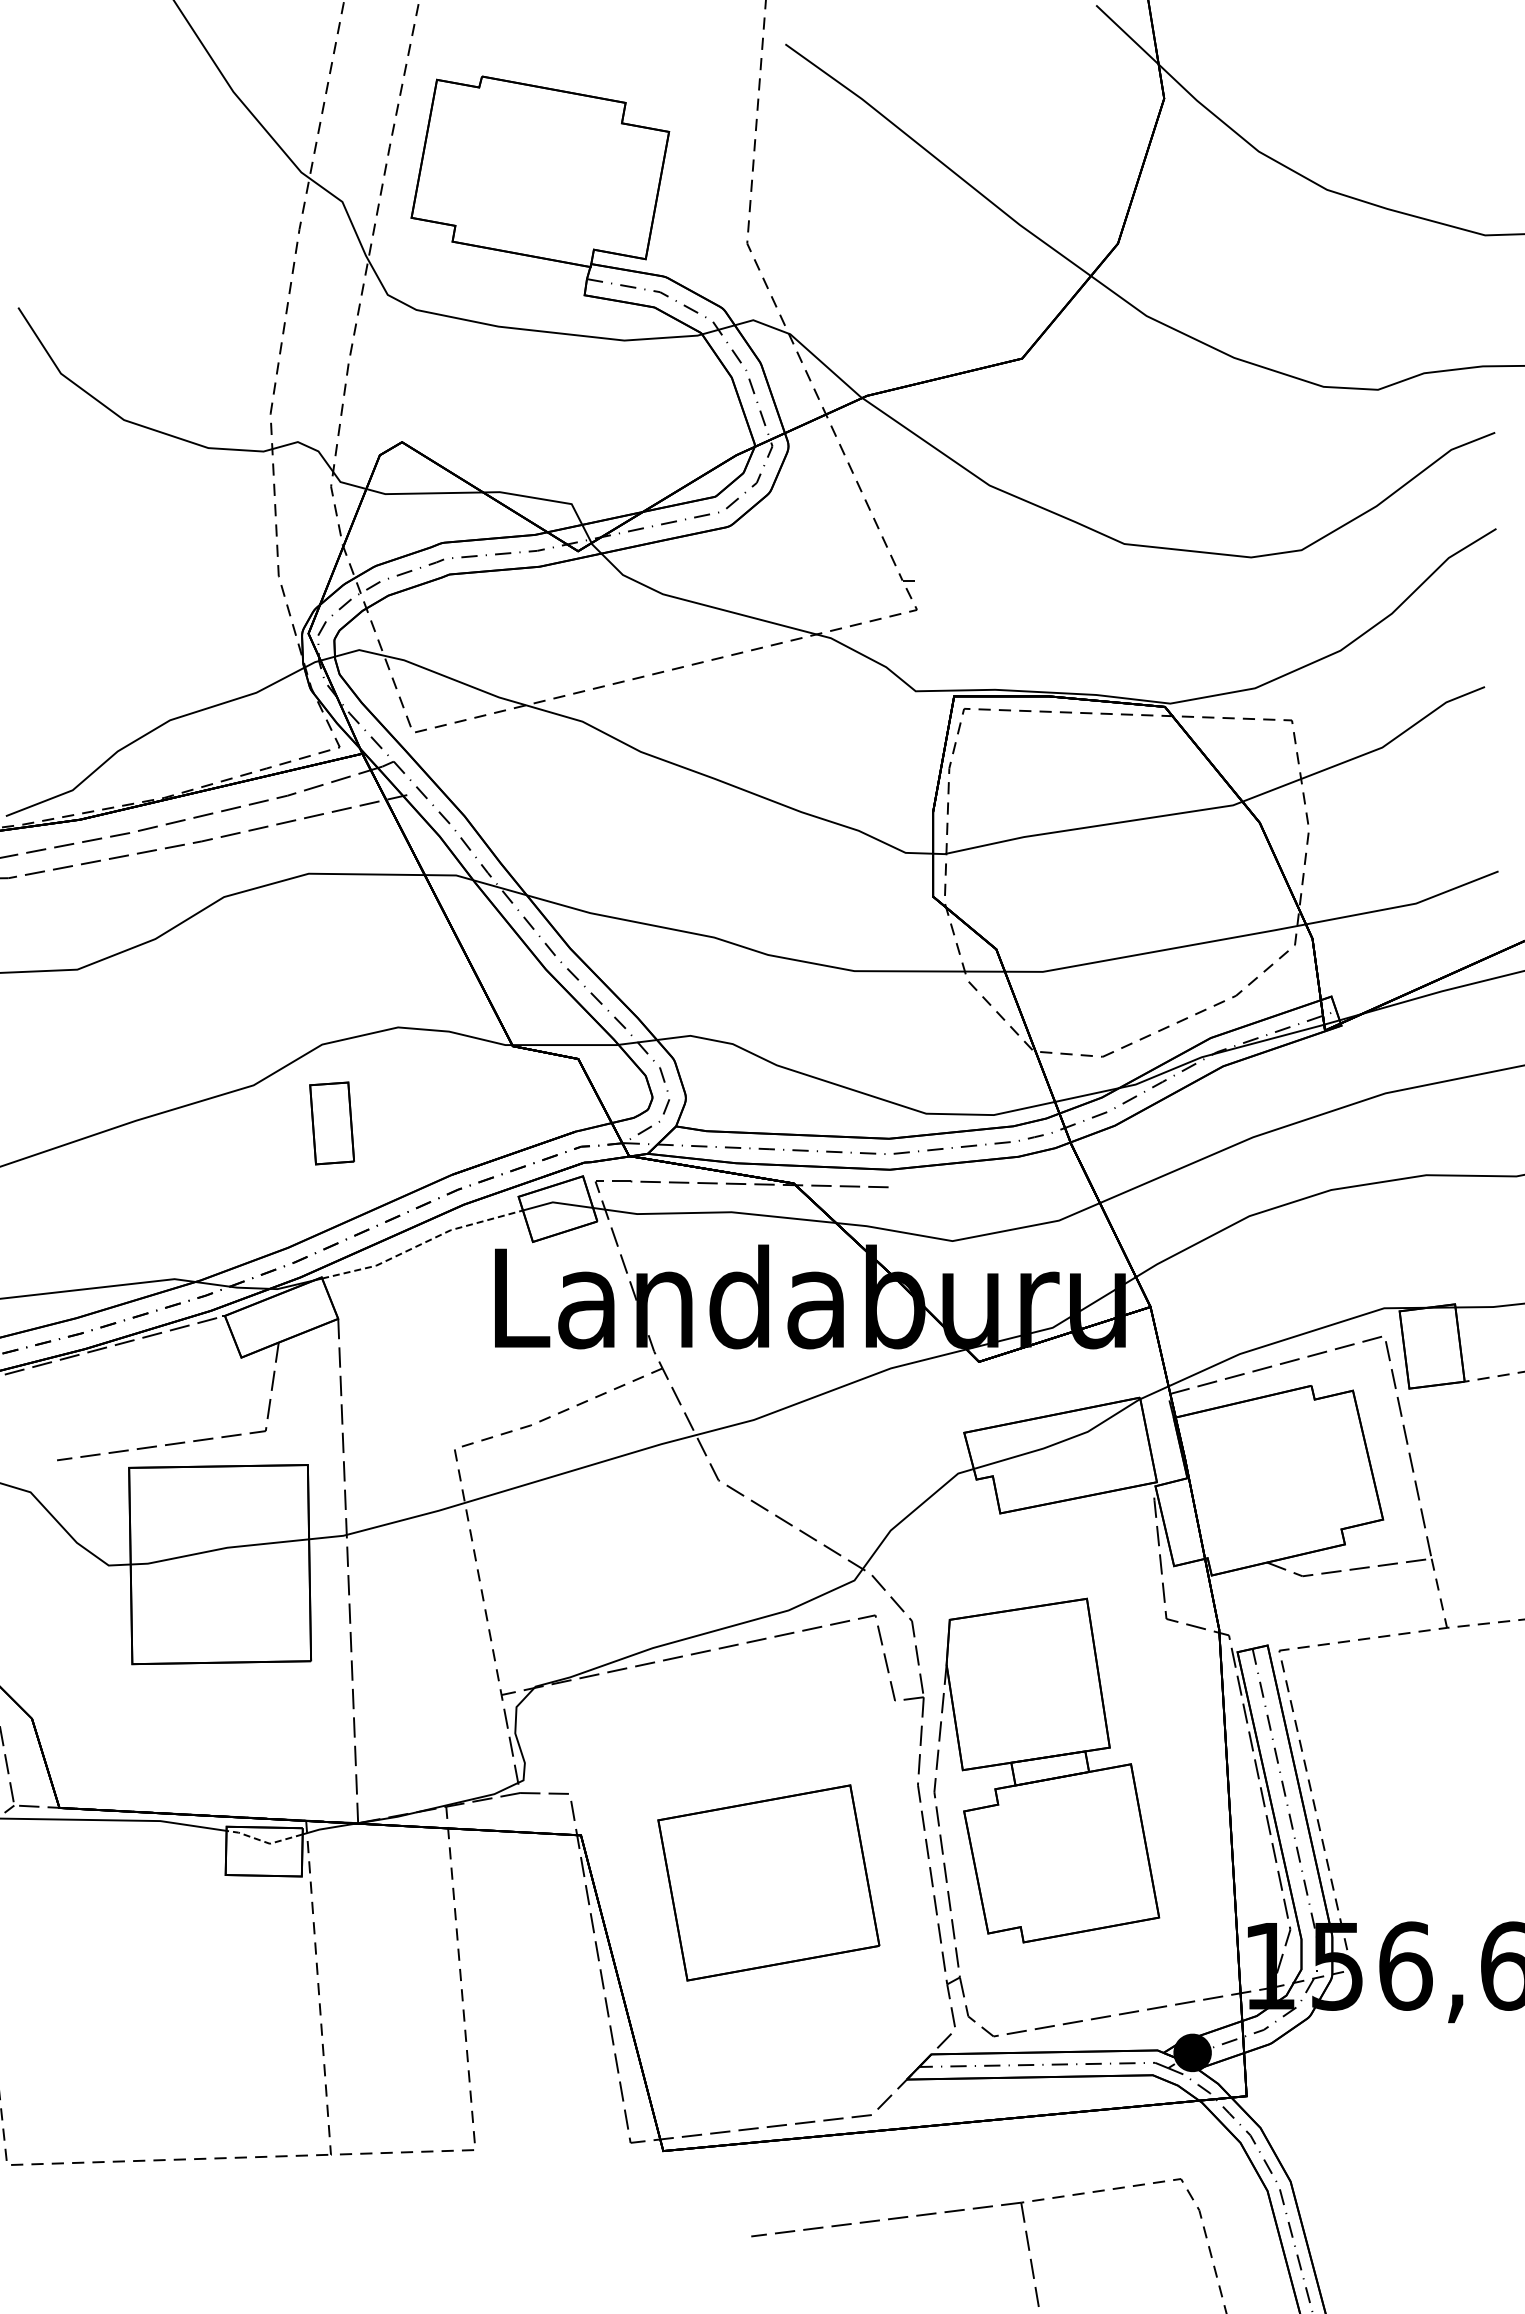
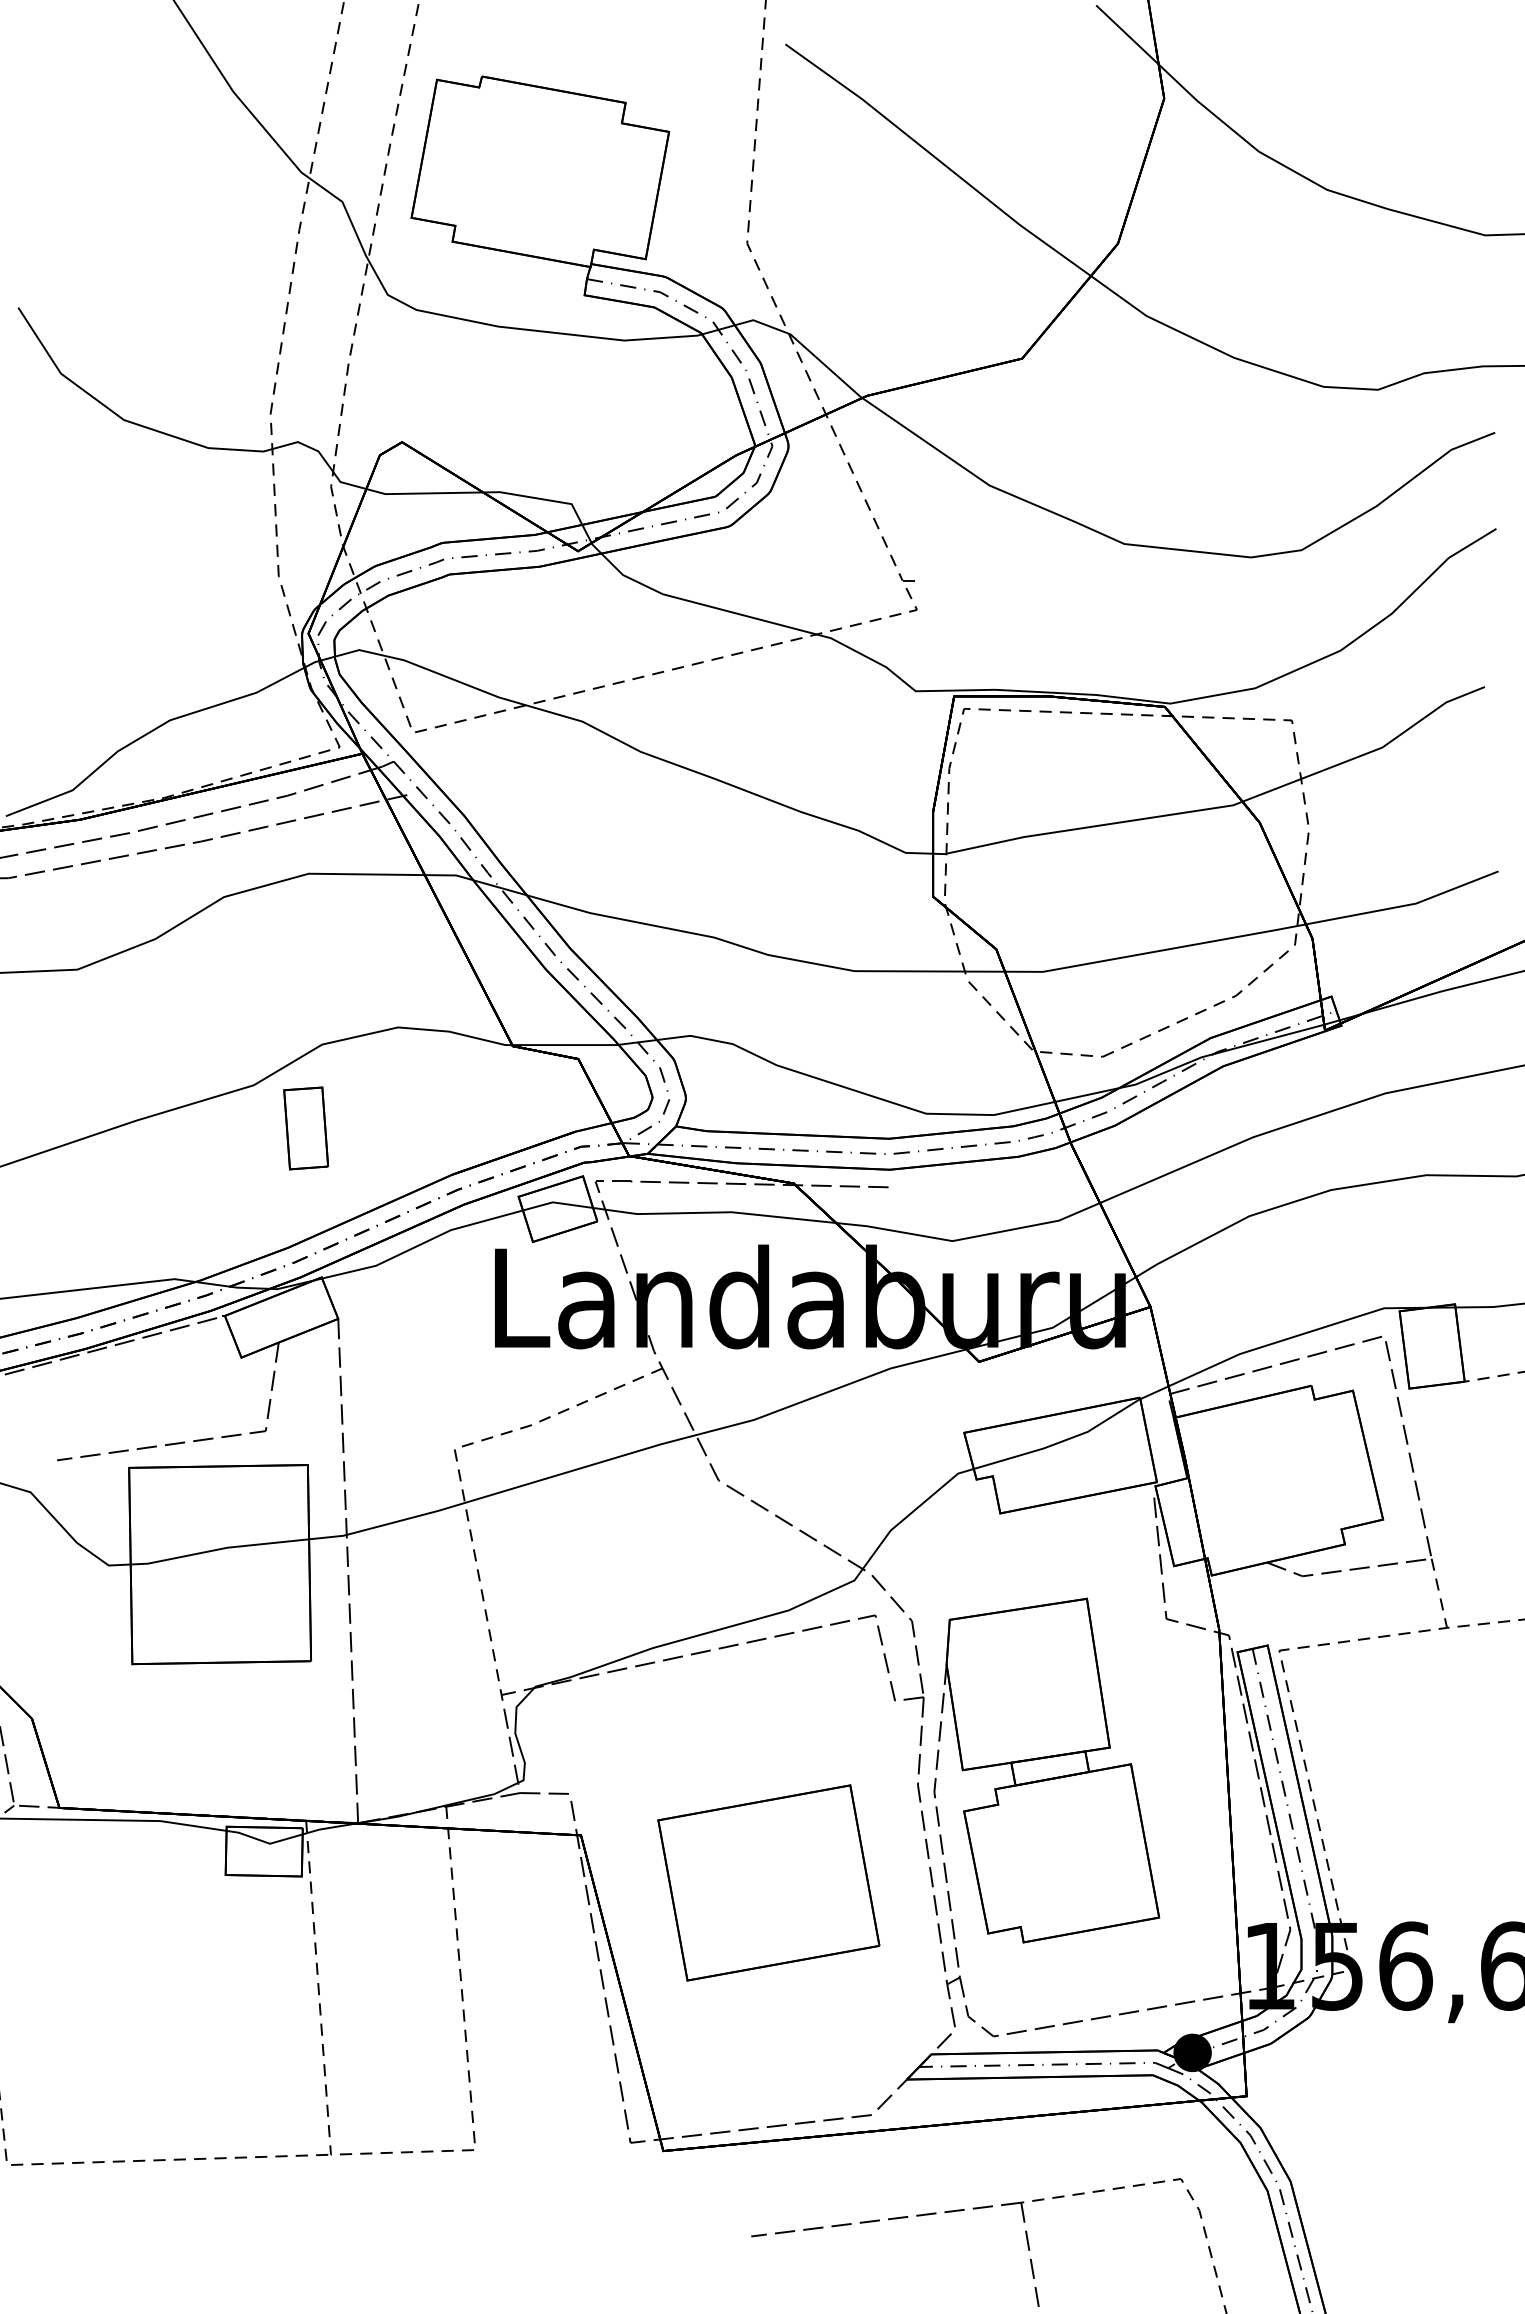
part position: (331, 1123) -> (305, 1128) (305, 1128)
line: dashed -> solid (422, 1243)
line: dashed -> solid (264, 1841)
